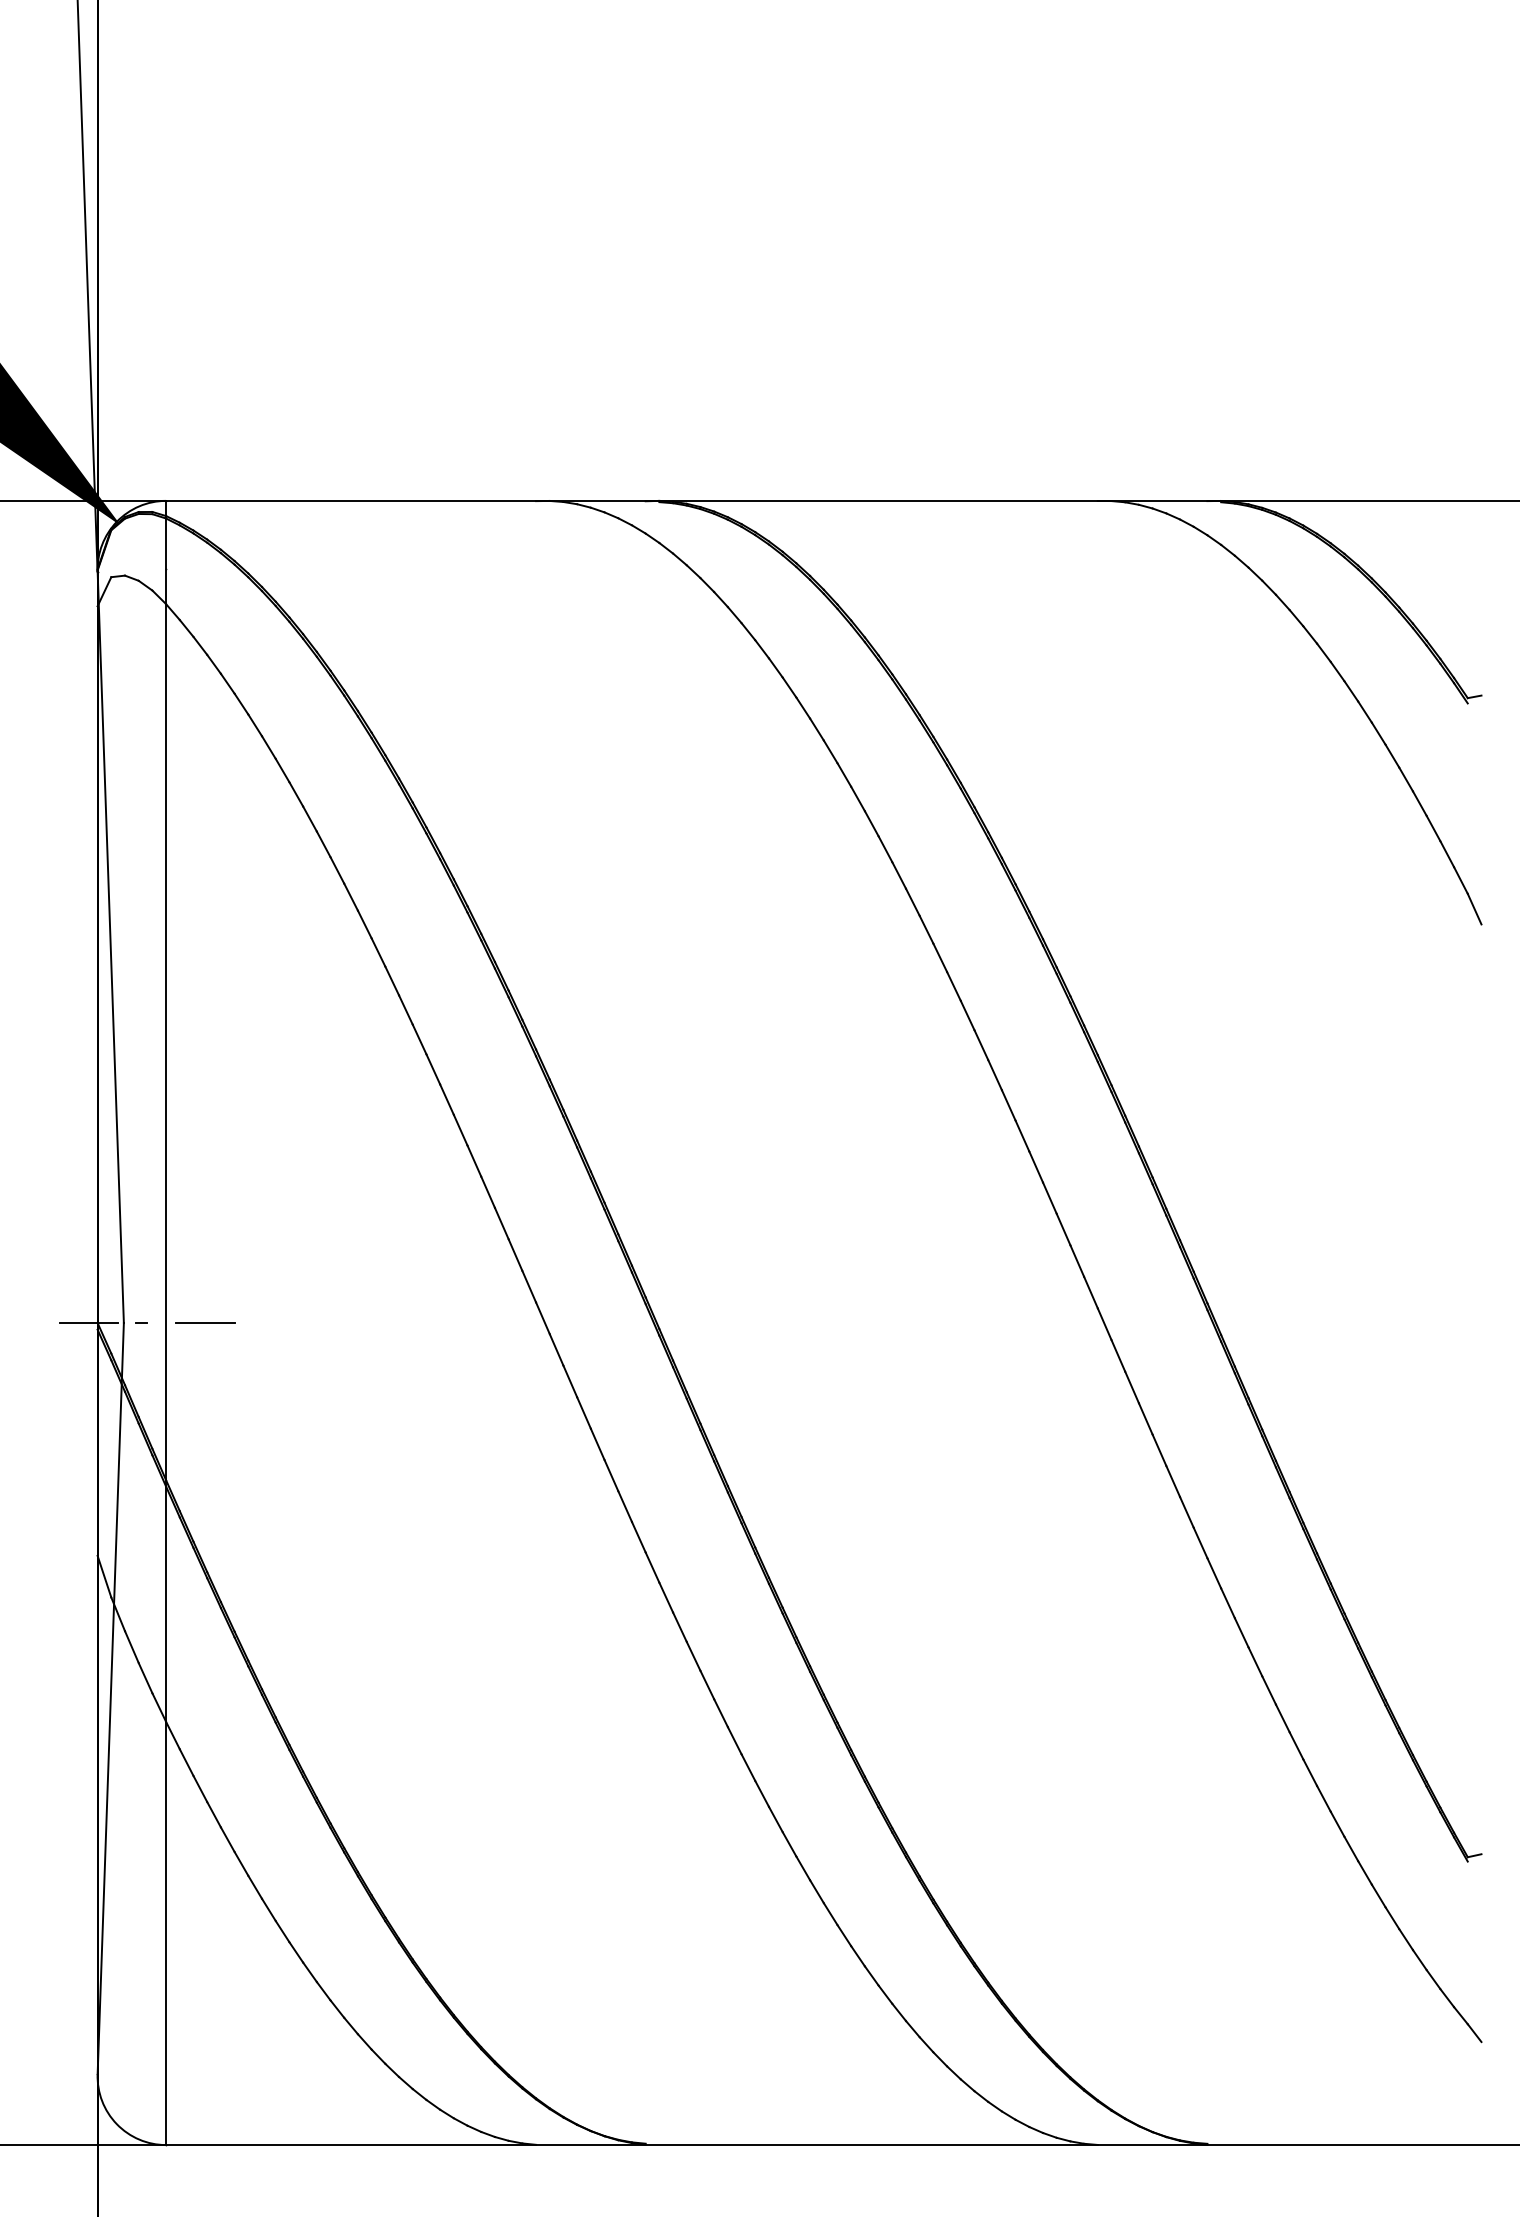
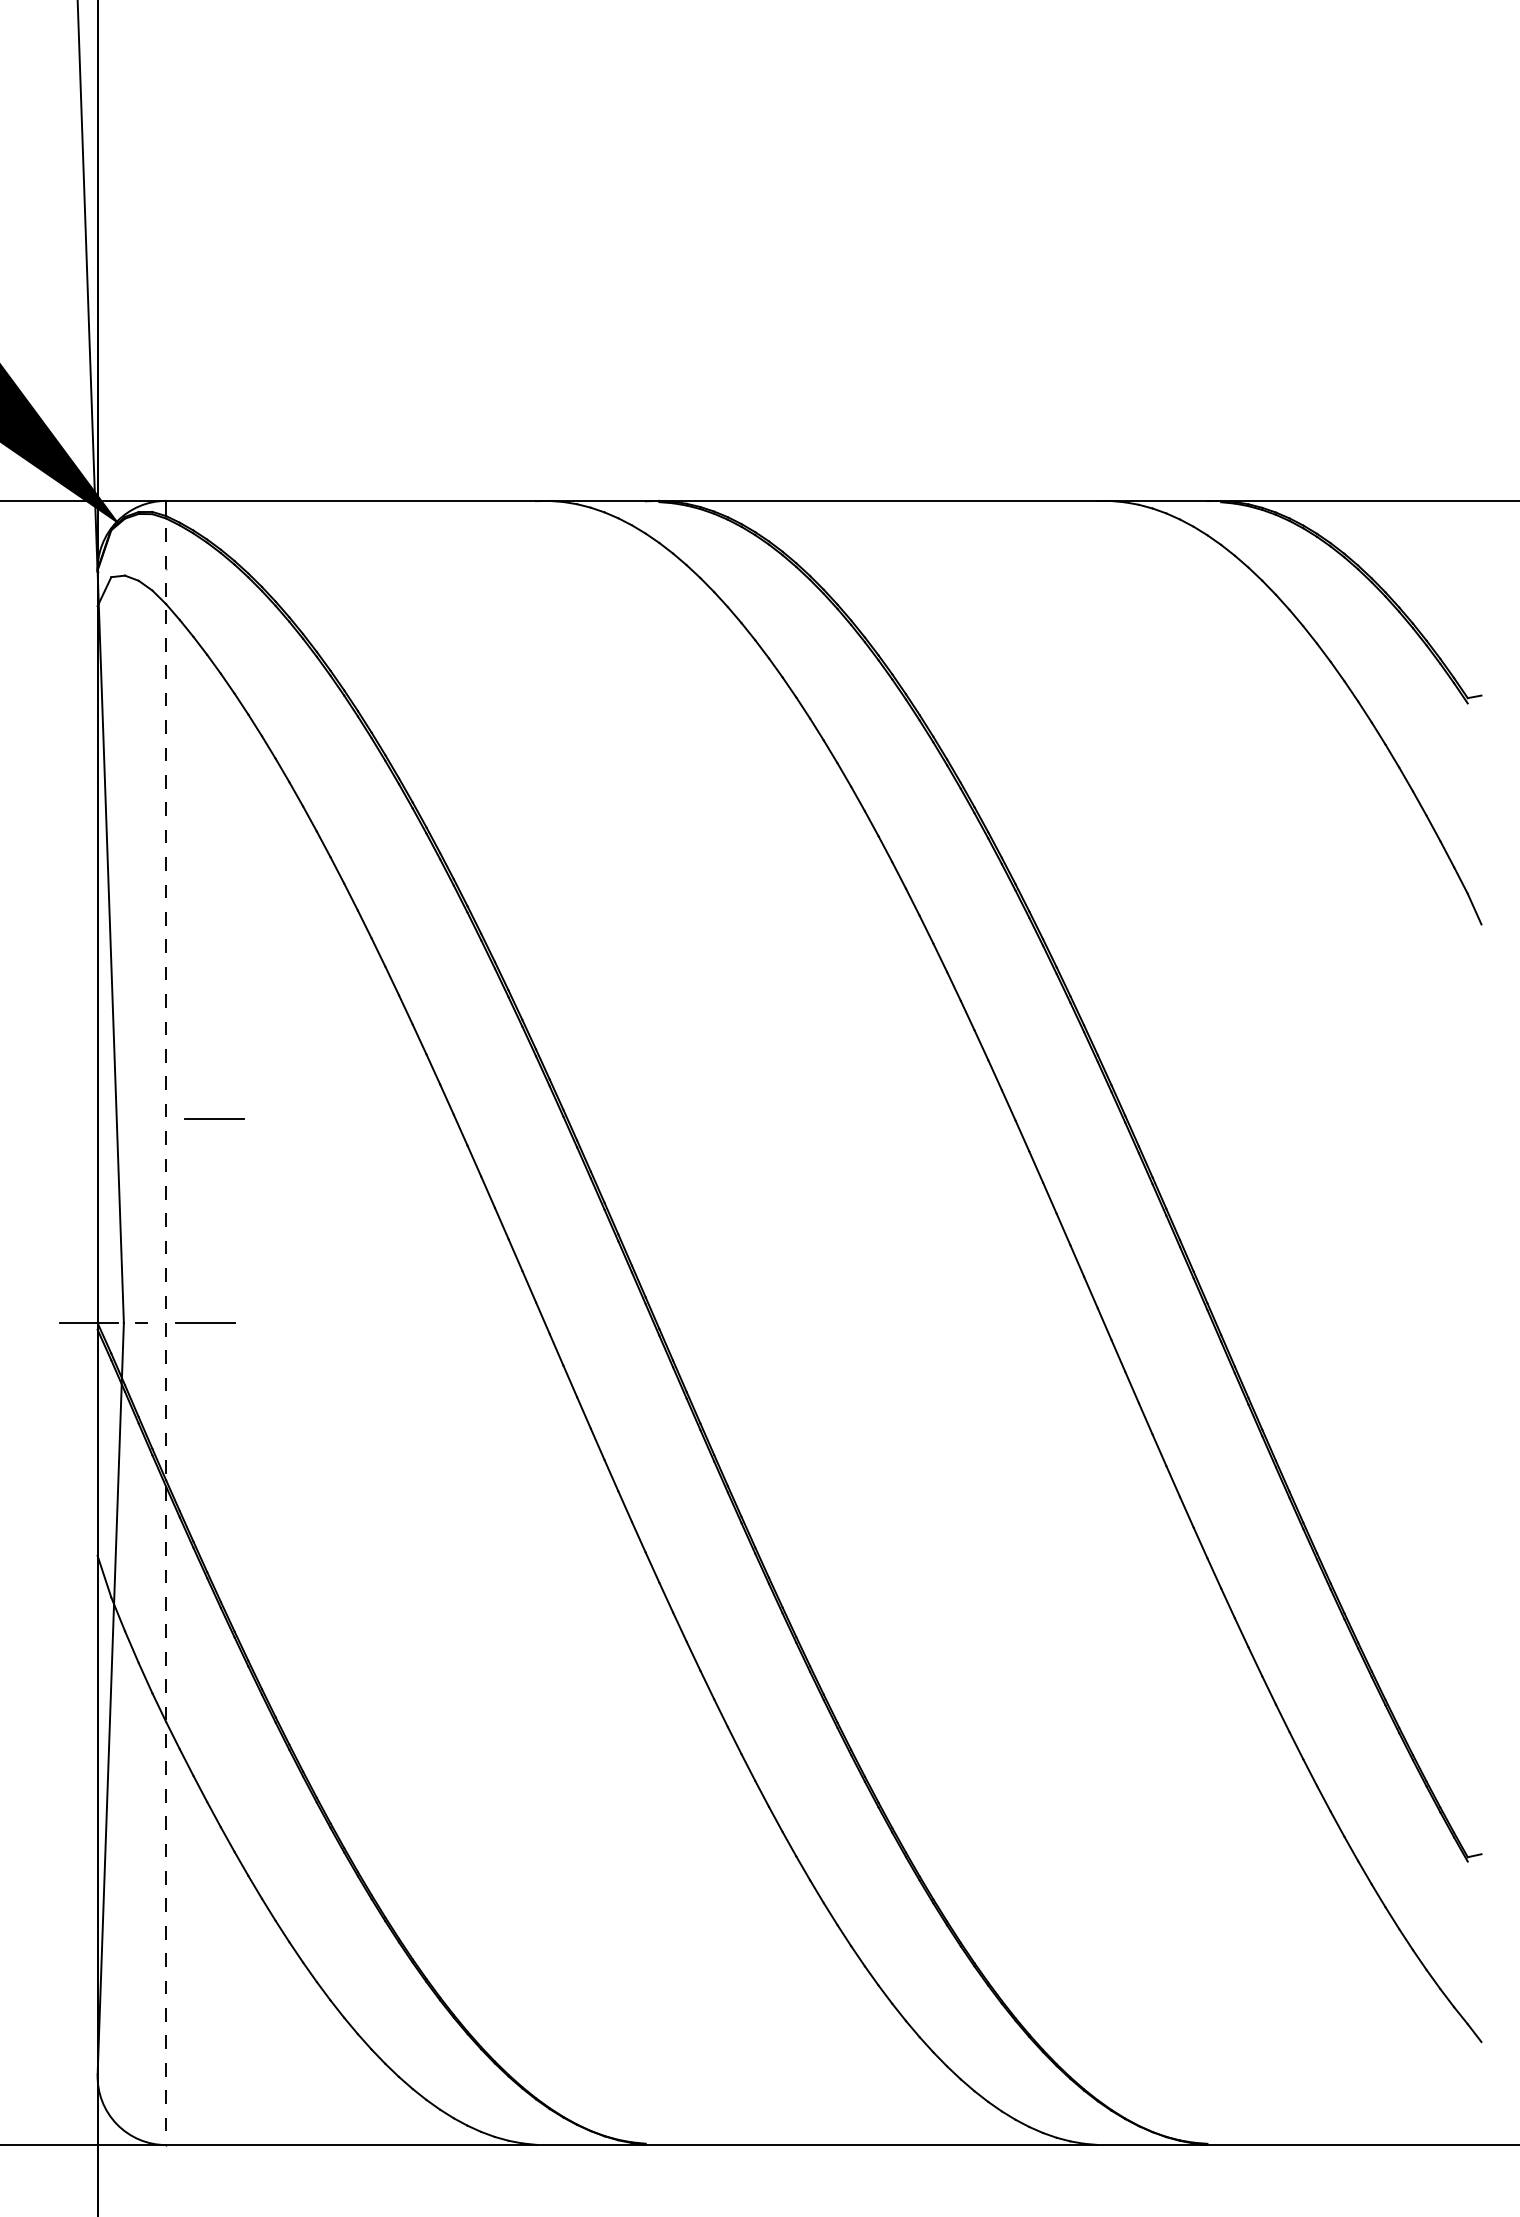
line: none -> present (214, 1118)
line: solid -> dashed (166, 1323)
